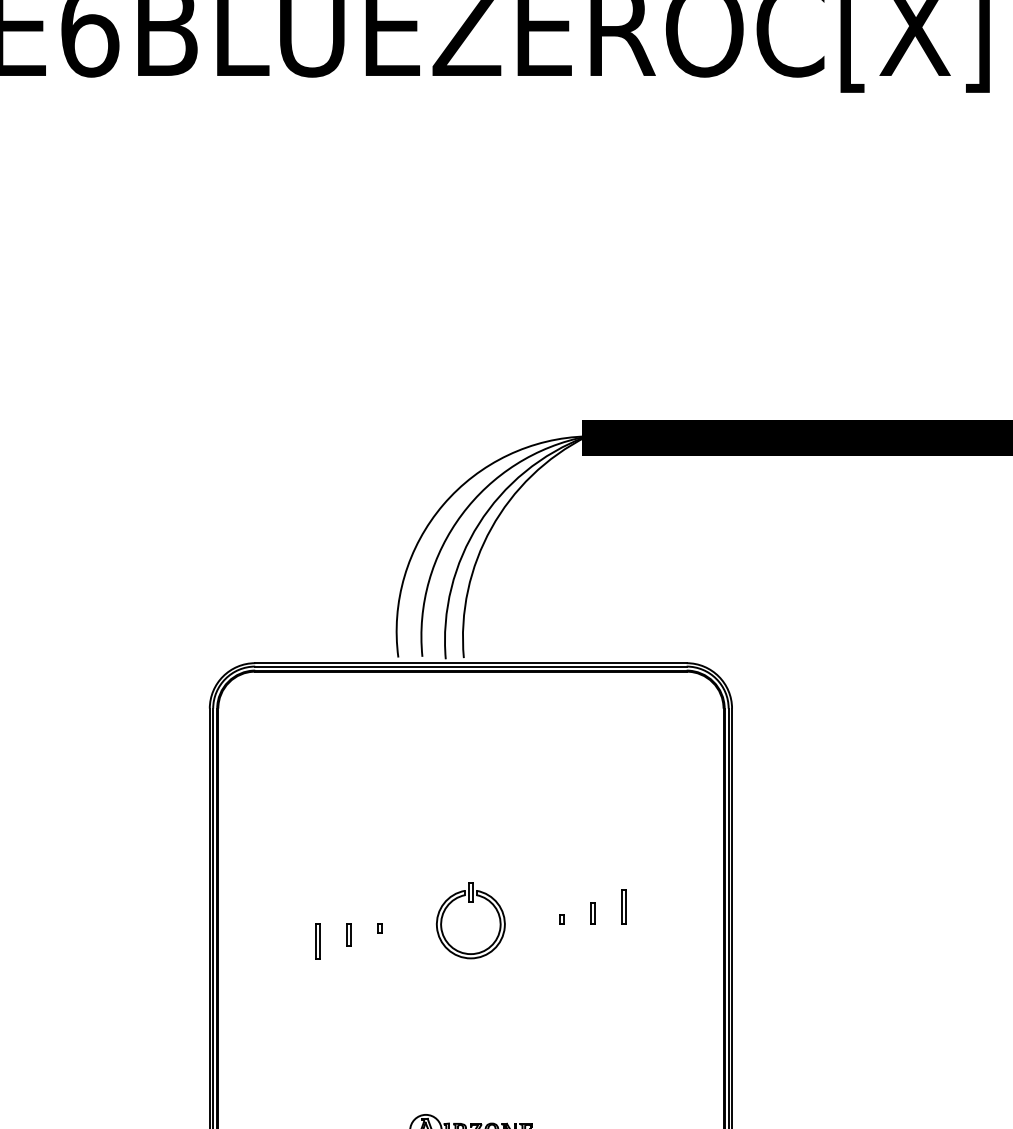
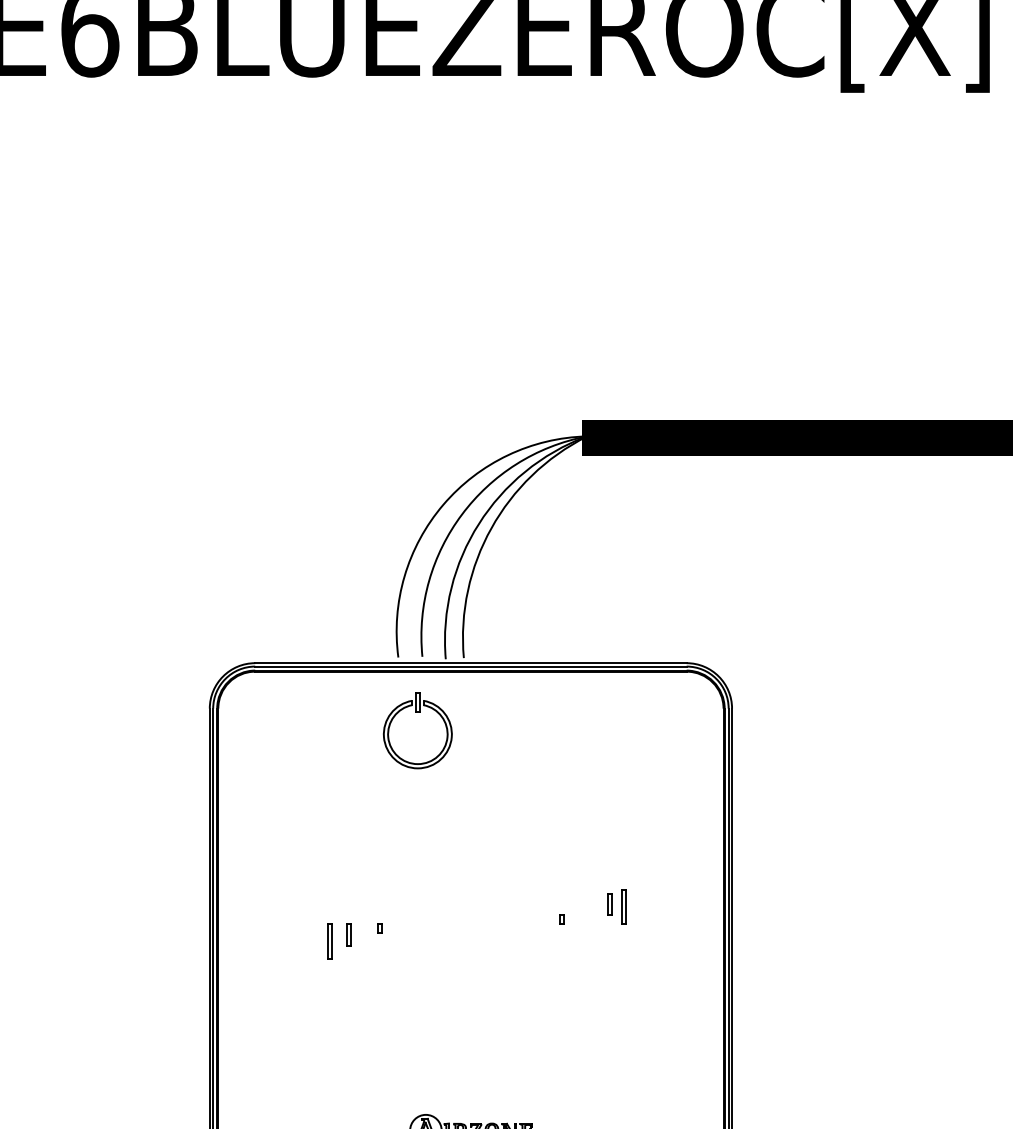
part position: (470, 902) -> (417, 712) (417, 712)
part position: (592, 913) -> (609, 904) (609, 904)
part position: (317, 941) -> (329, 941) (329, 941)
